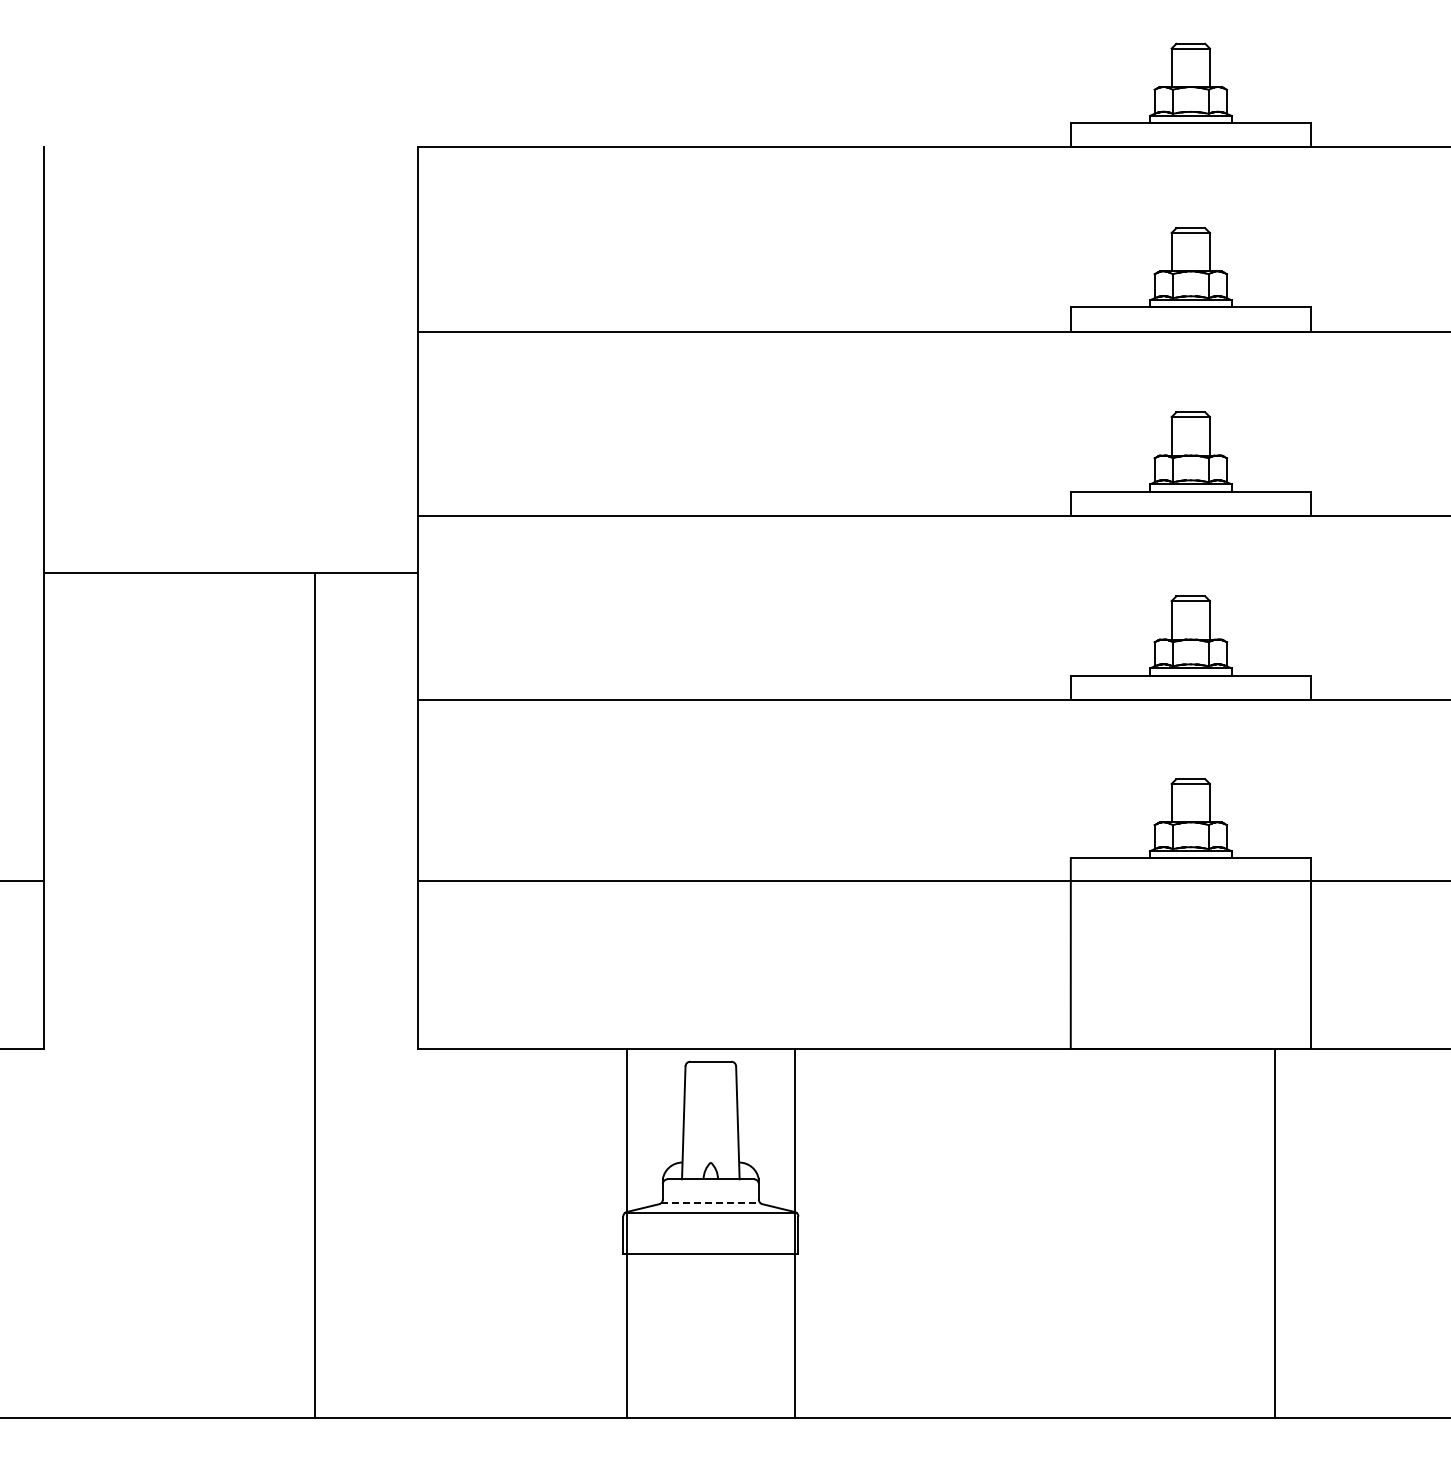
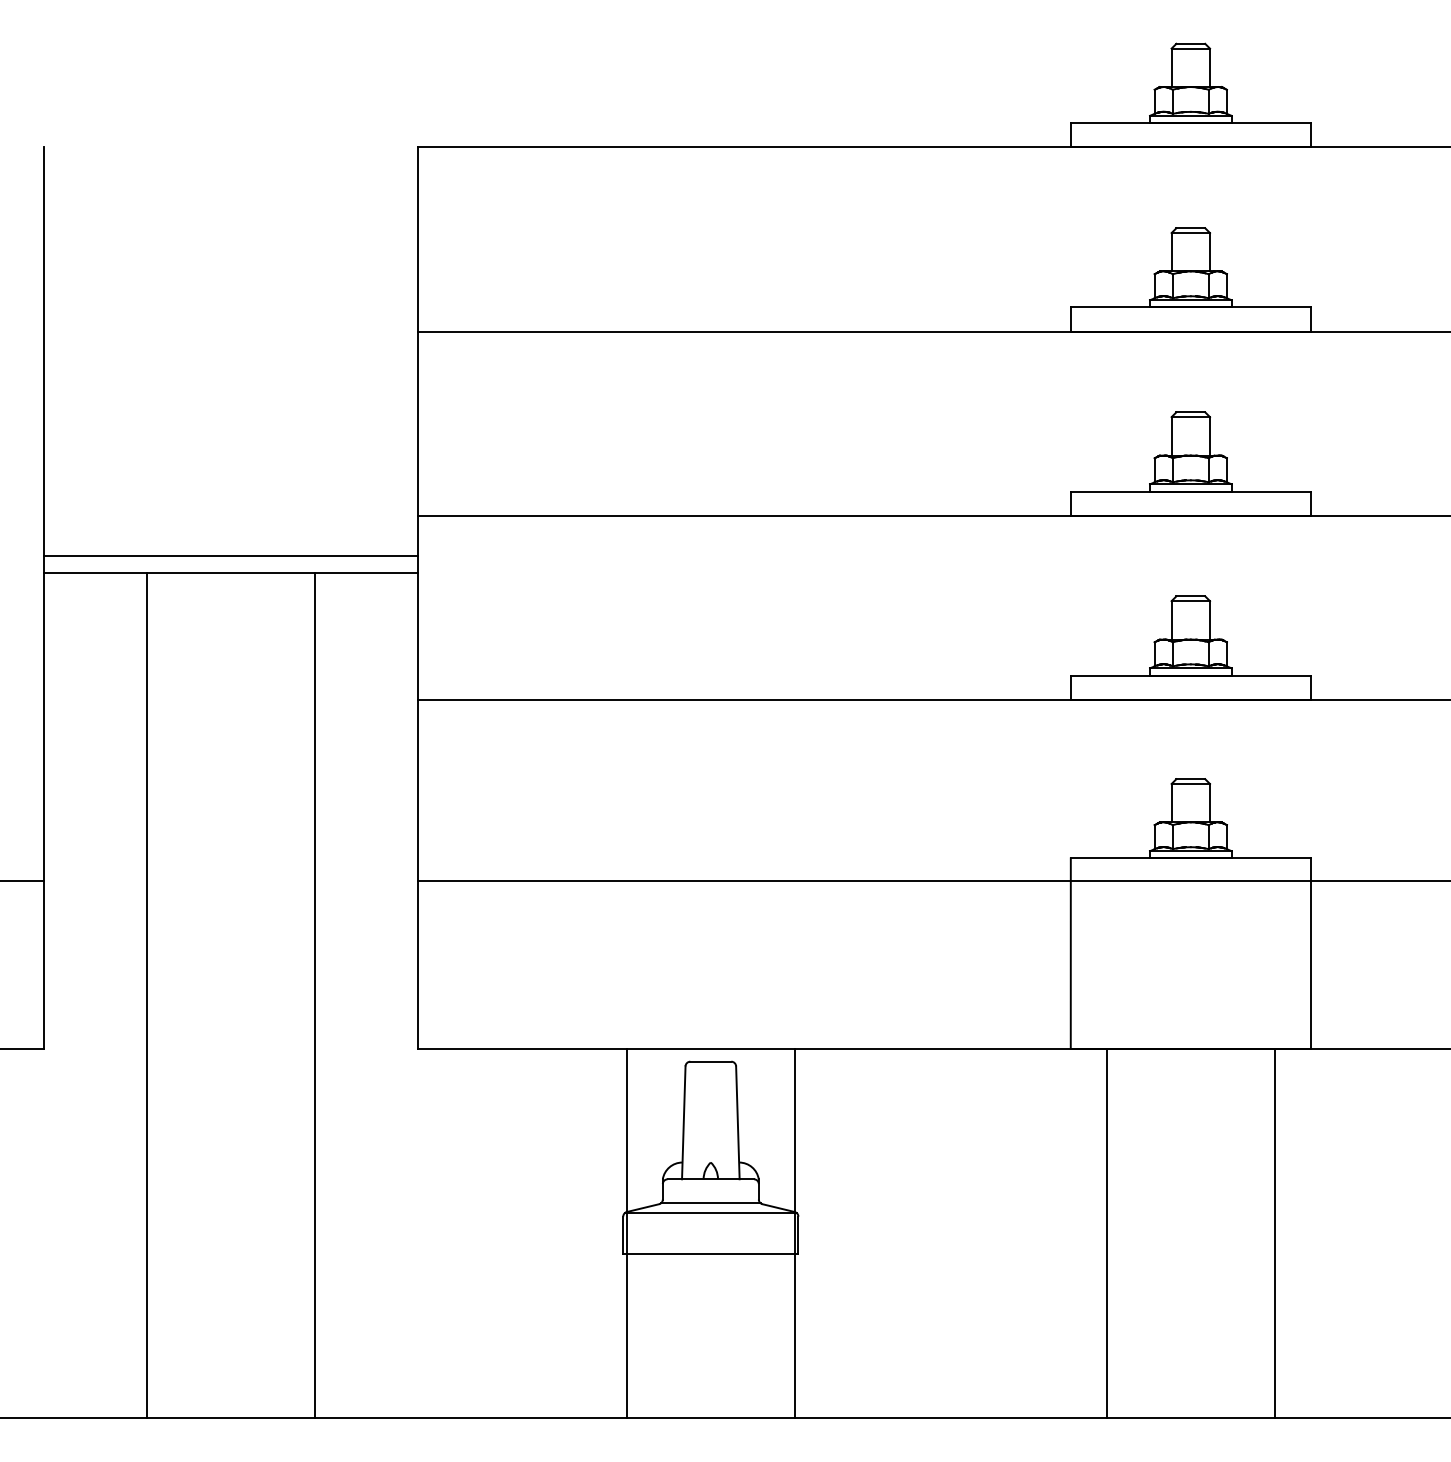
line: none -> present (230, 556)
line: none -> present (146, 995)
line: dashed -> solid (710, 1203)
line: none -> present (1106, 1233)
